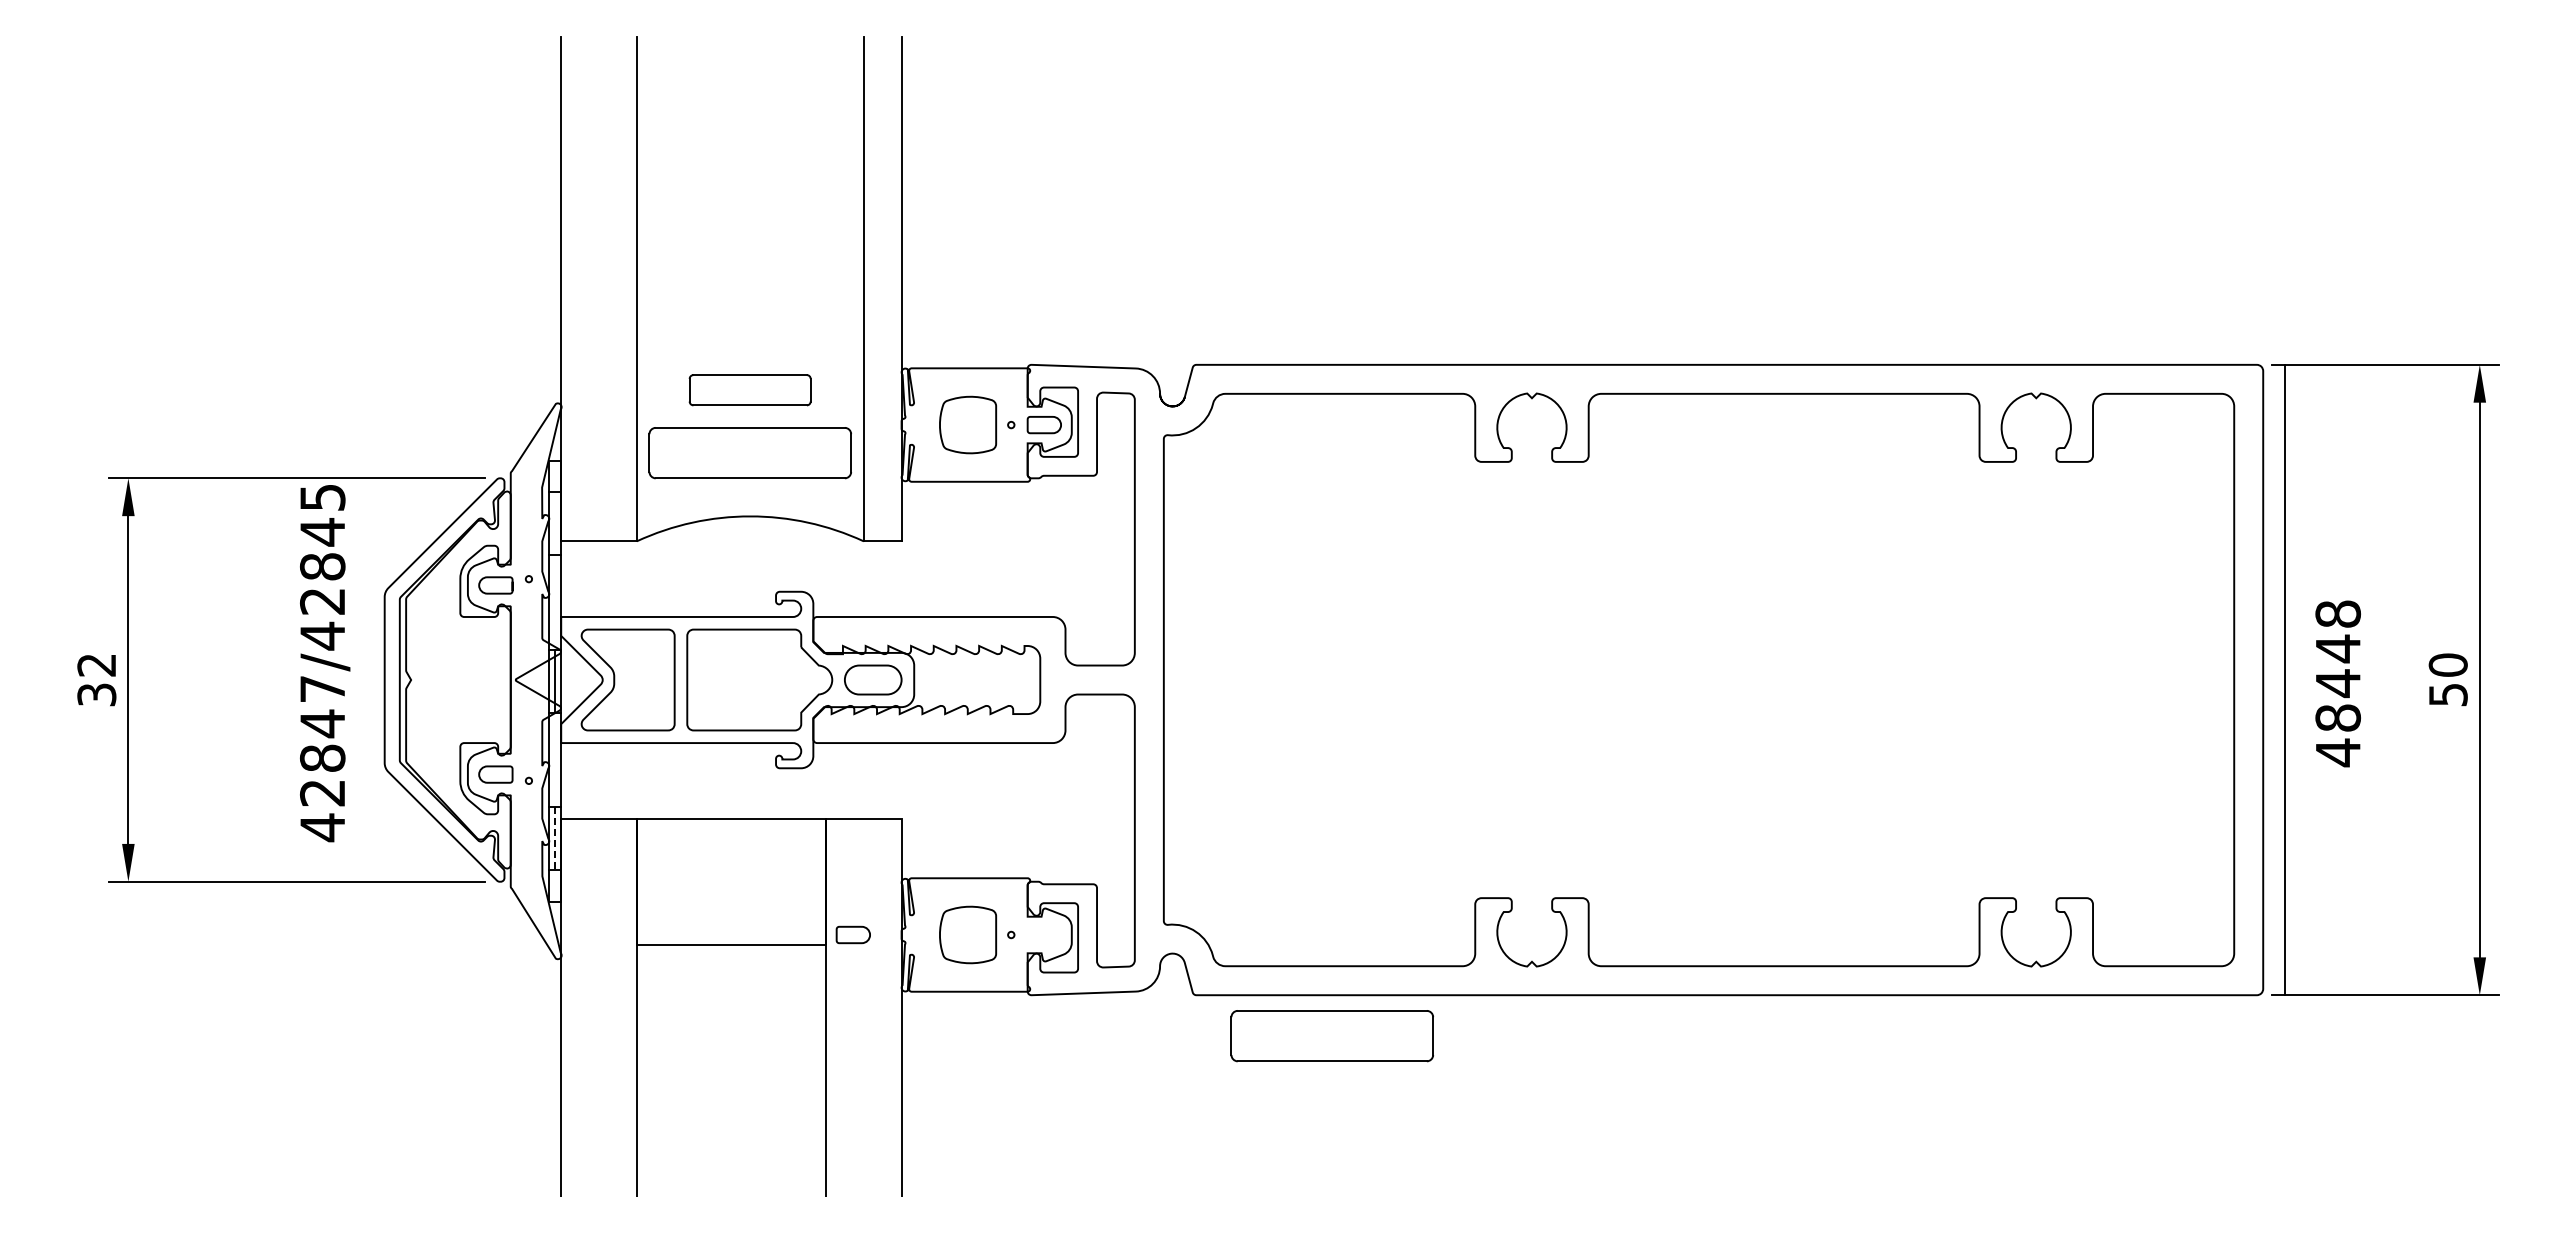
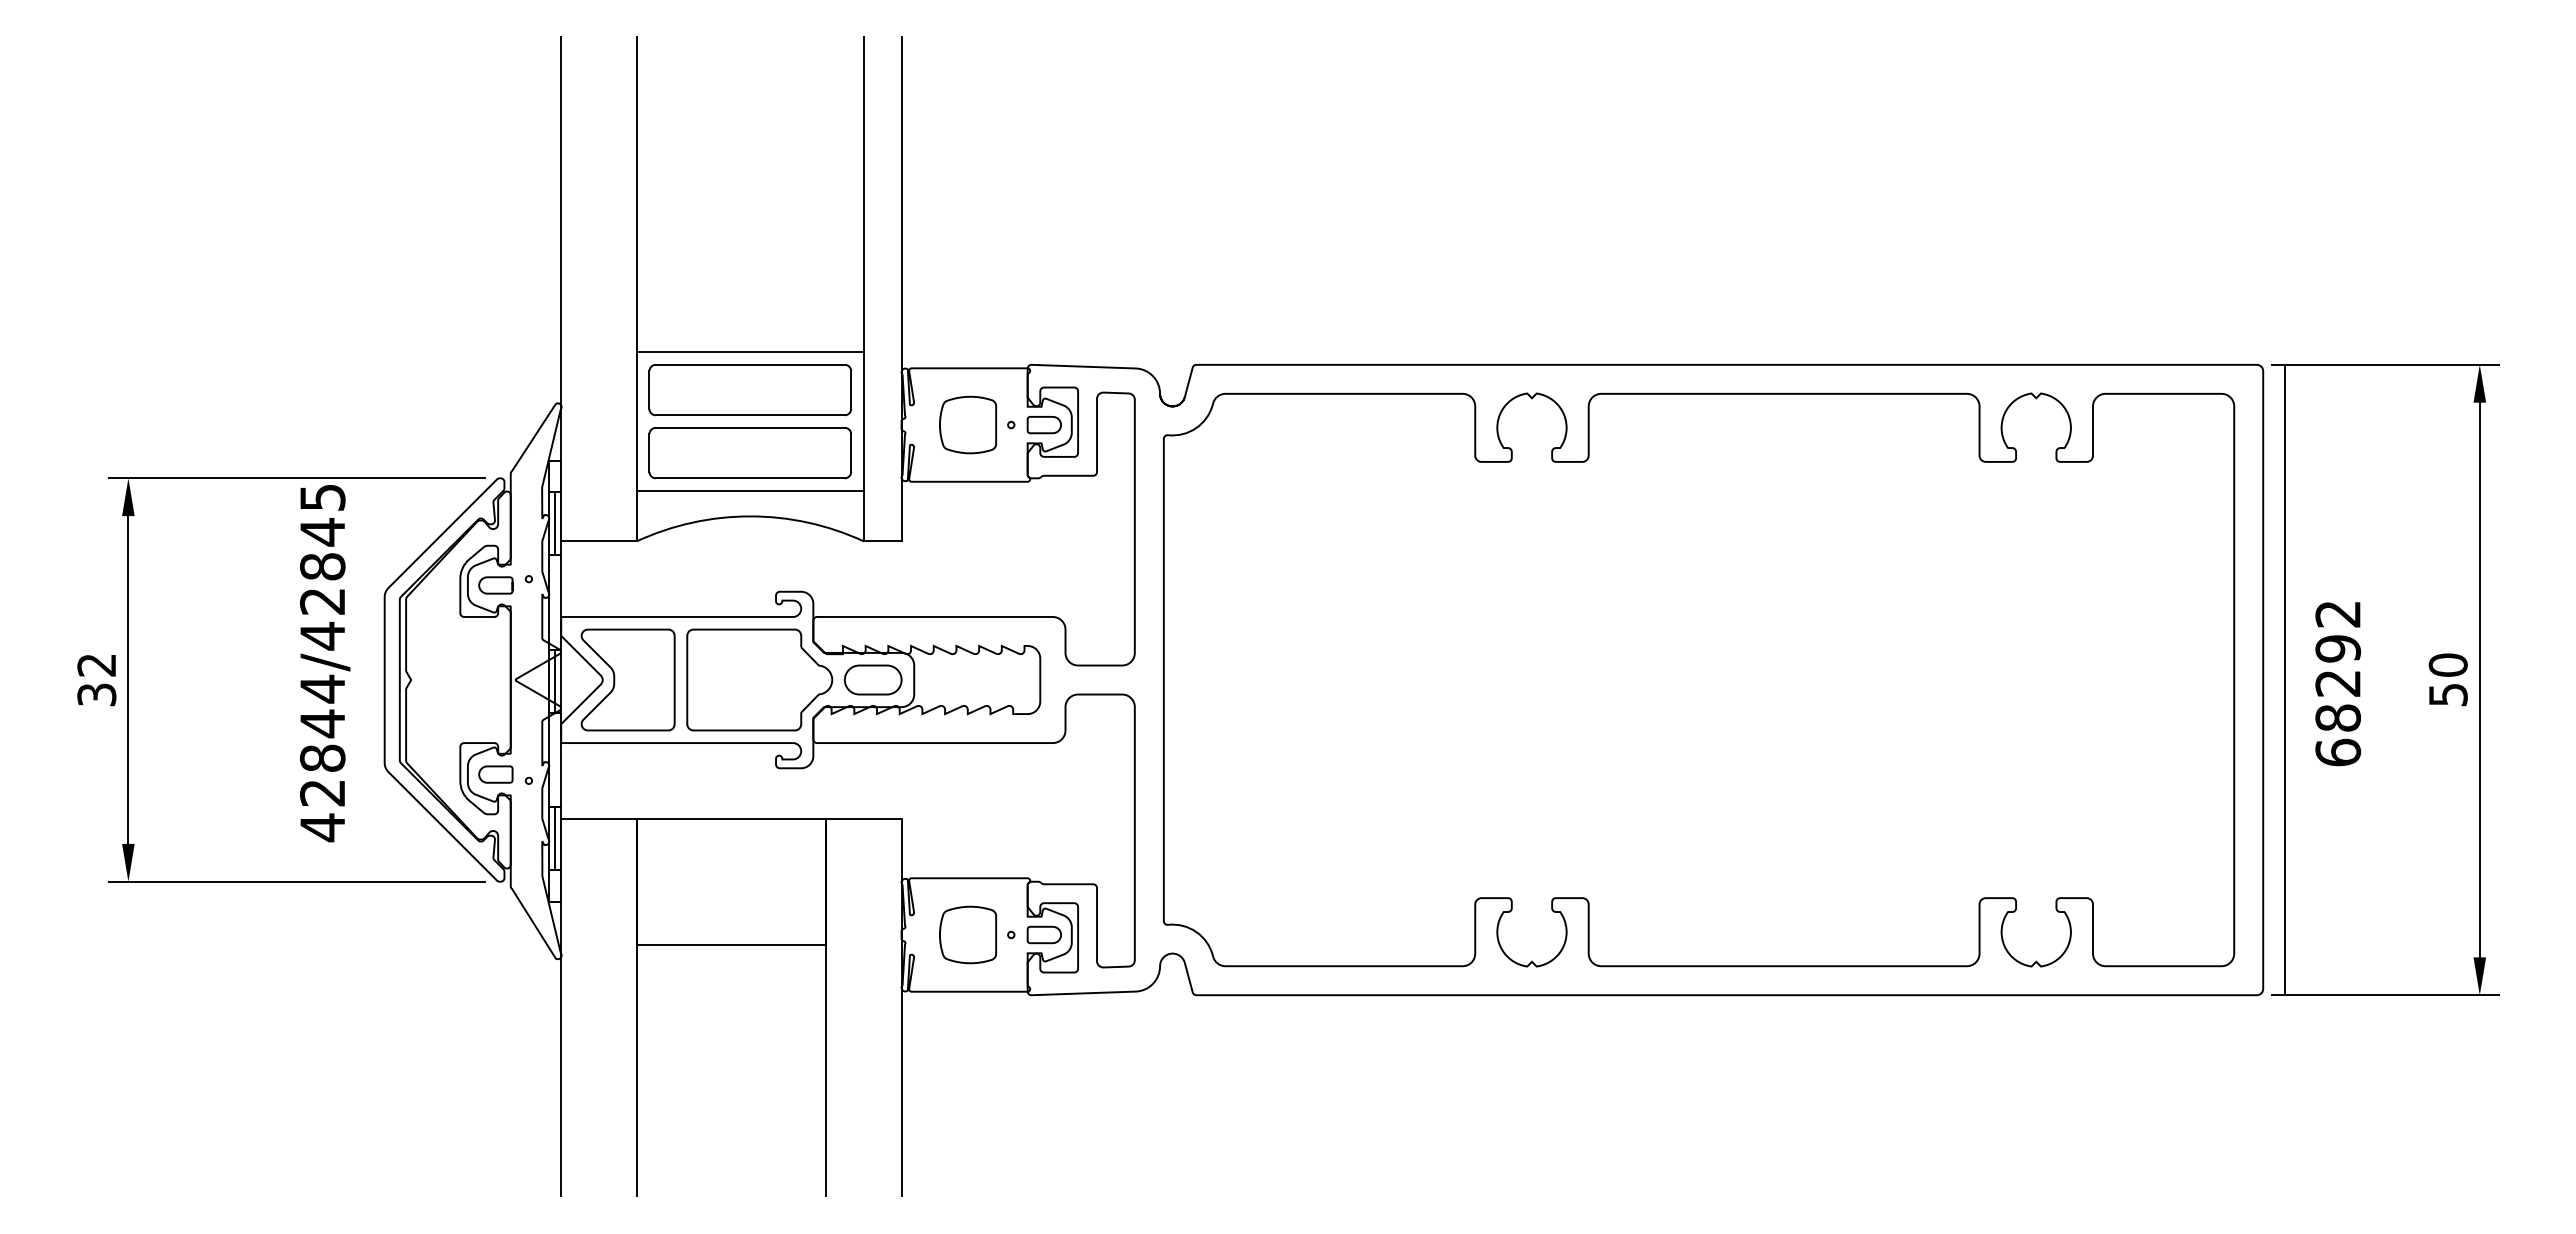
line: none -> present (749, 352)
part size: 124x33 px -> 204x53 px (749, 390)
line: none -> present (749, 490)
line: none -> present (554, 523)
text: 48448 -> 68292 (2338, 683)
text: 42847/42845 -> 42844/42845 (322, 688)
line: dashed -> solid (554, 838)
part position: (852, 934) -> (1043, 934) (1043, 934)
part: present -> none (1331, 1036)
